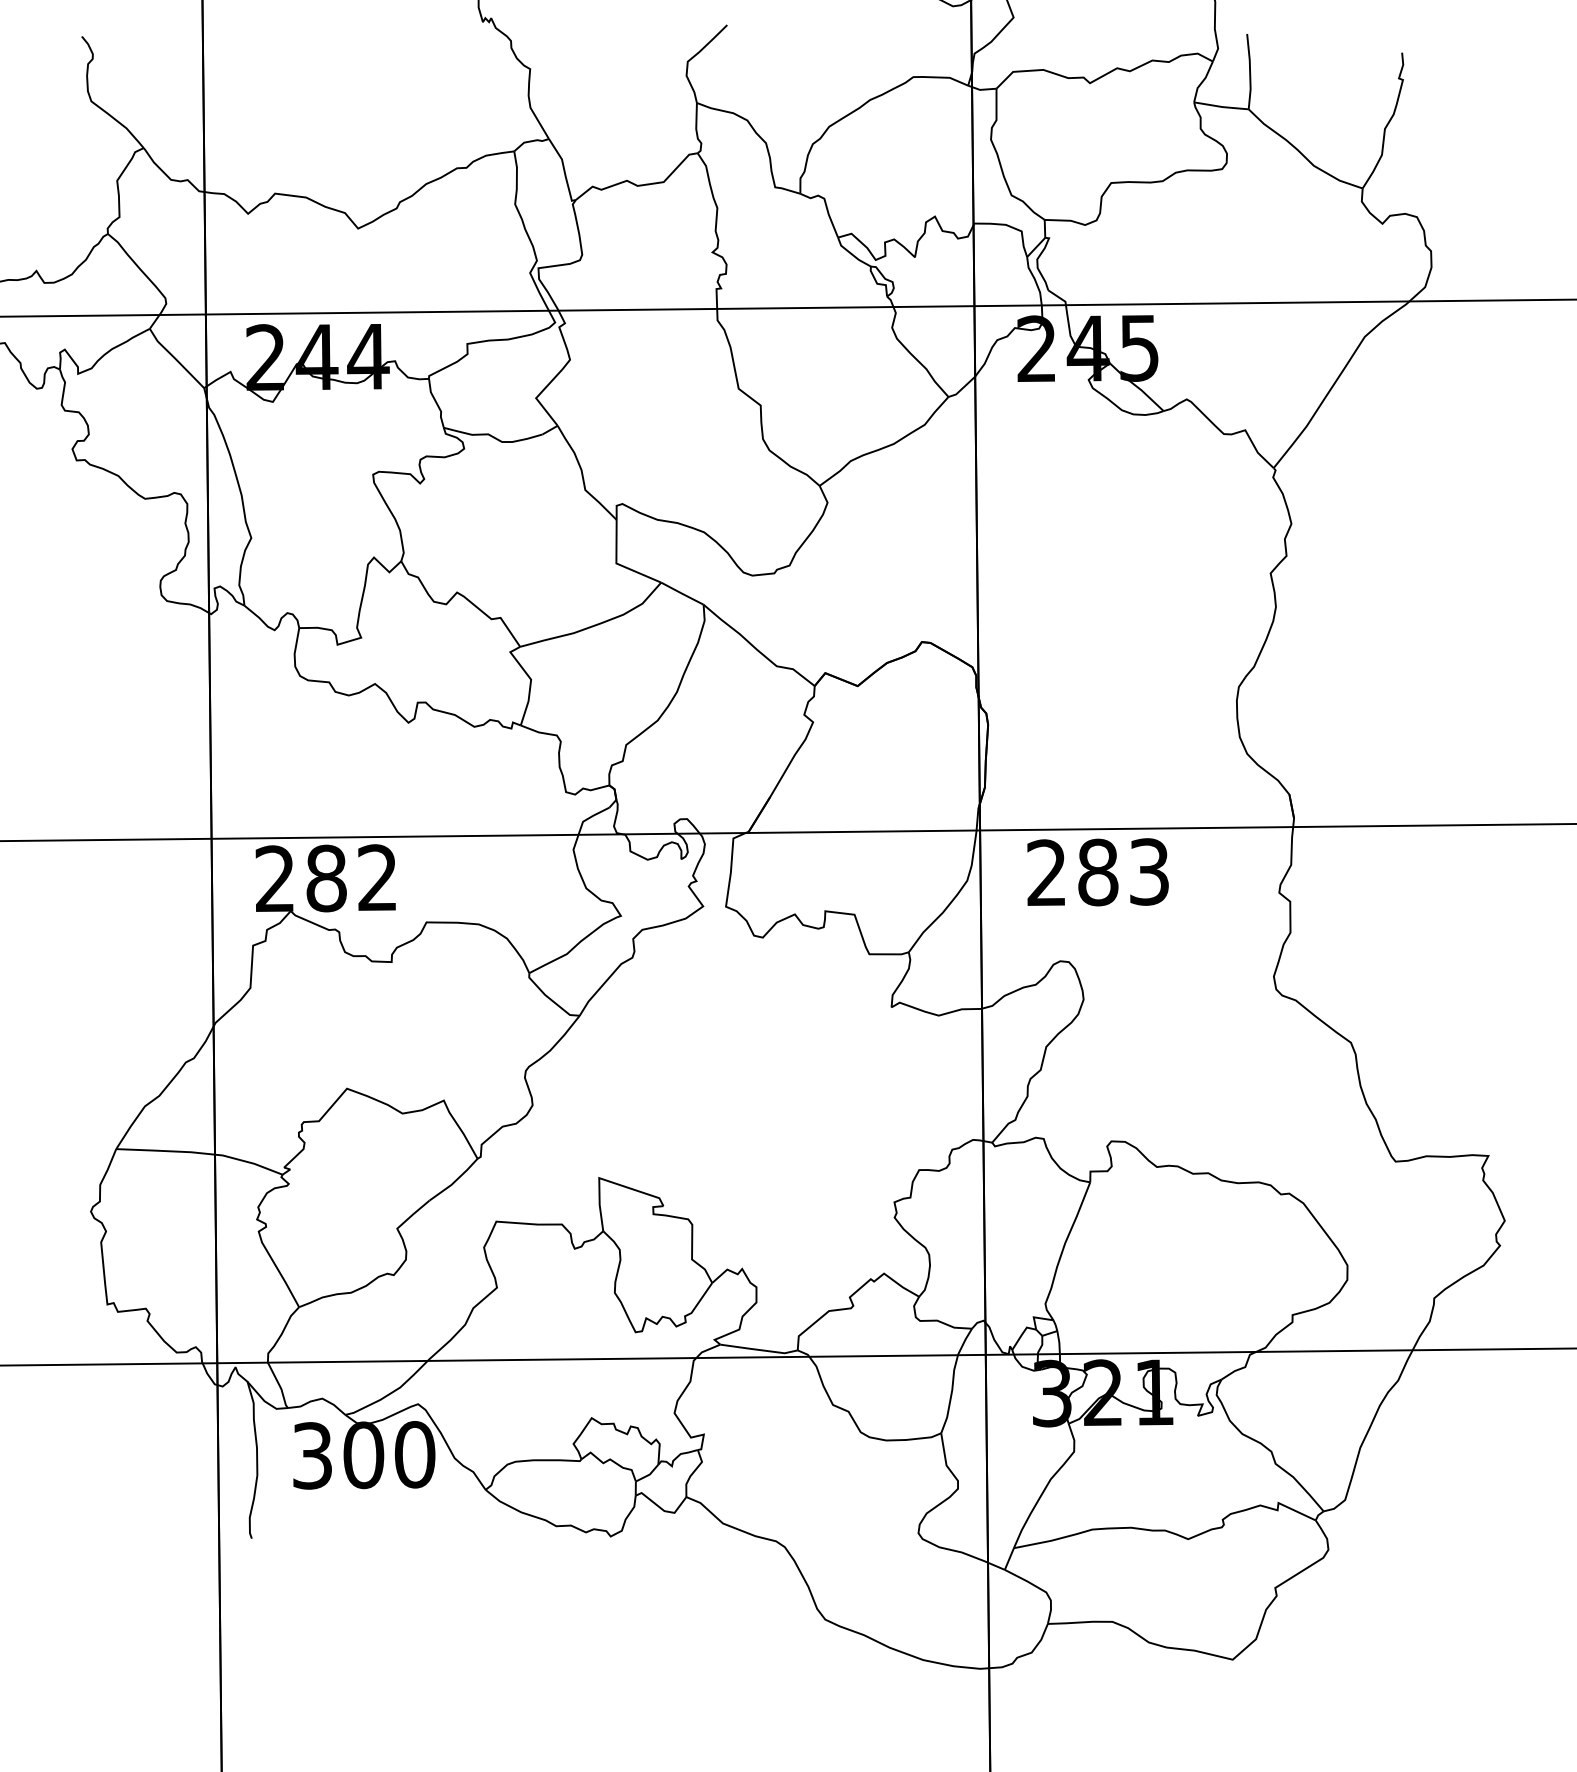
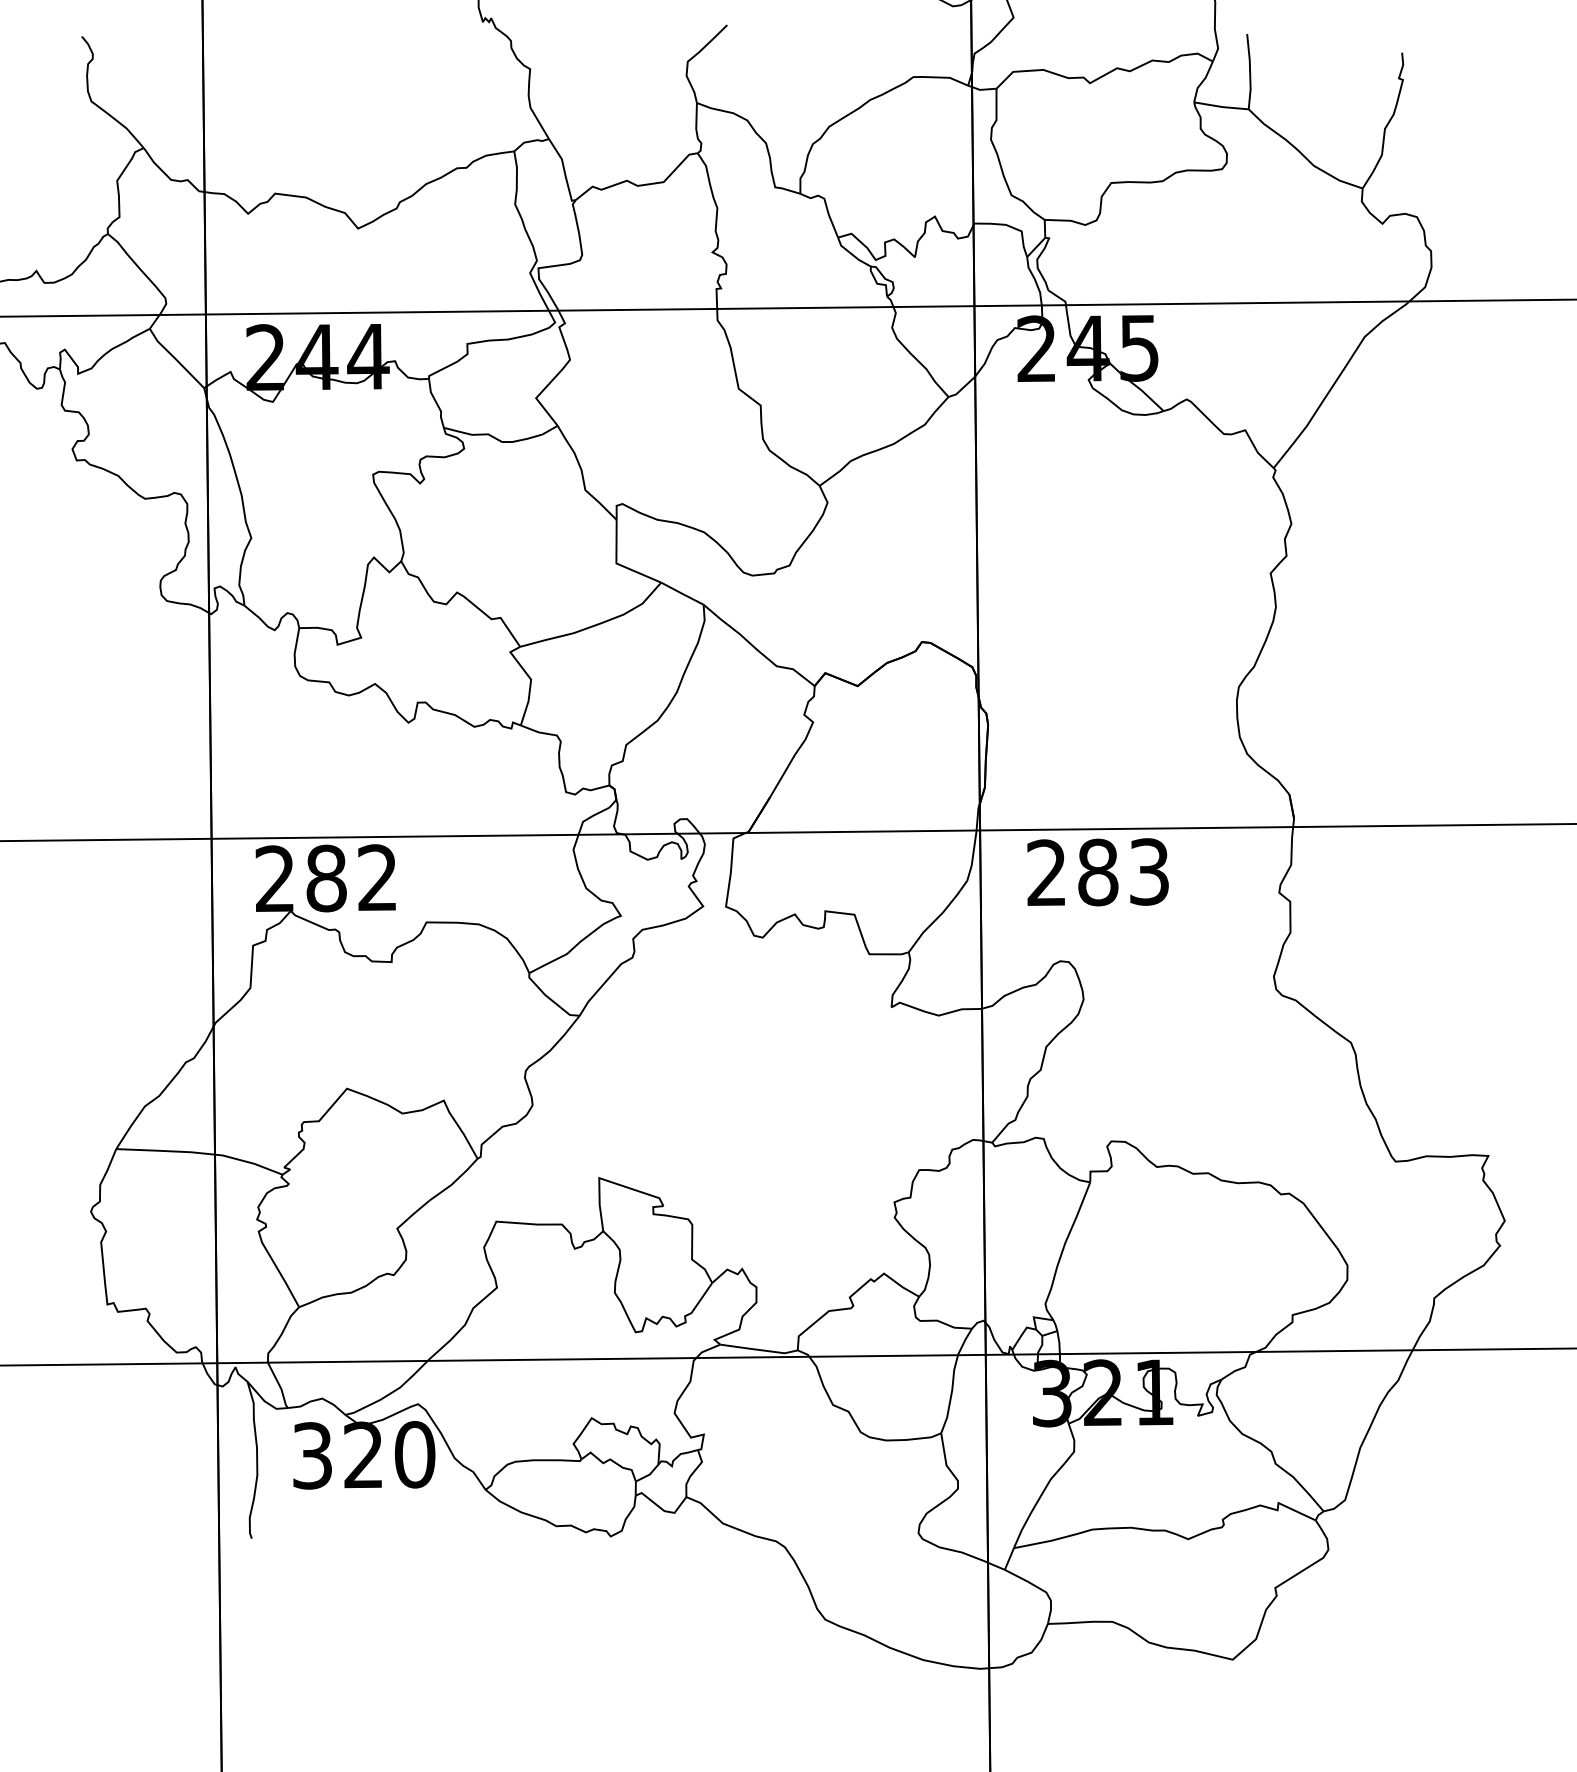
text: 300 -> 320 (363, 1455)
